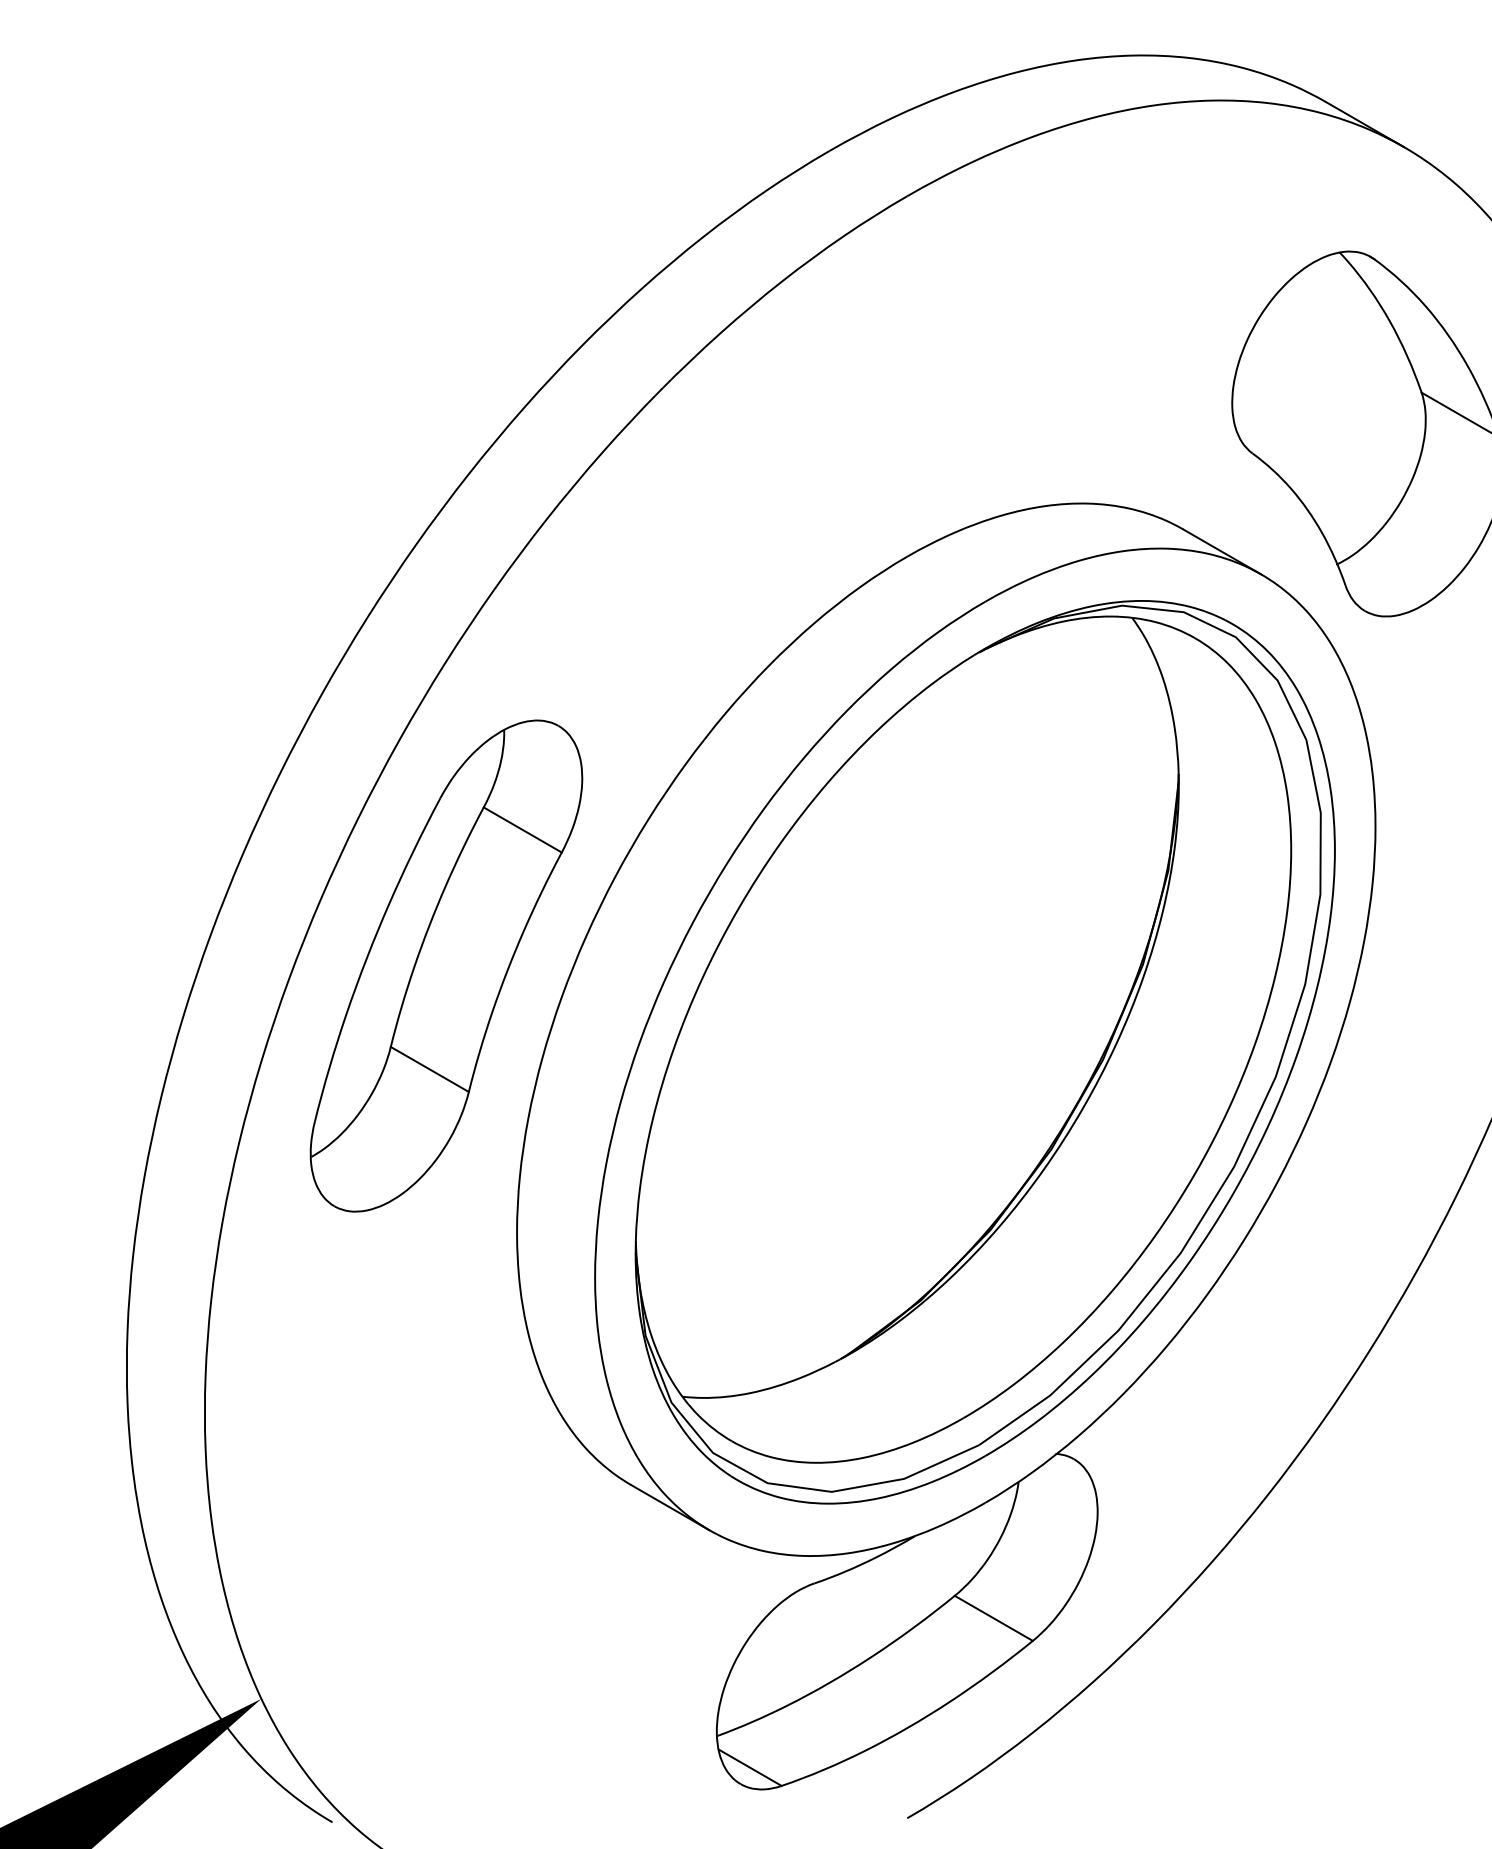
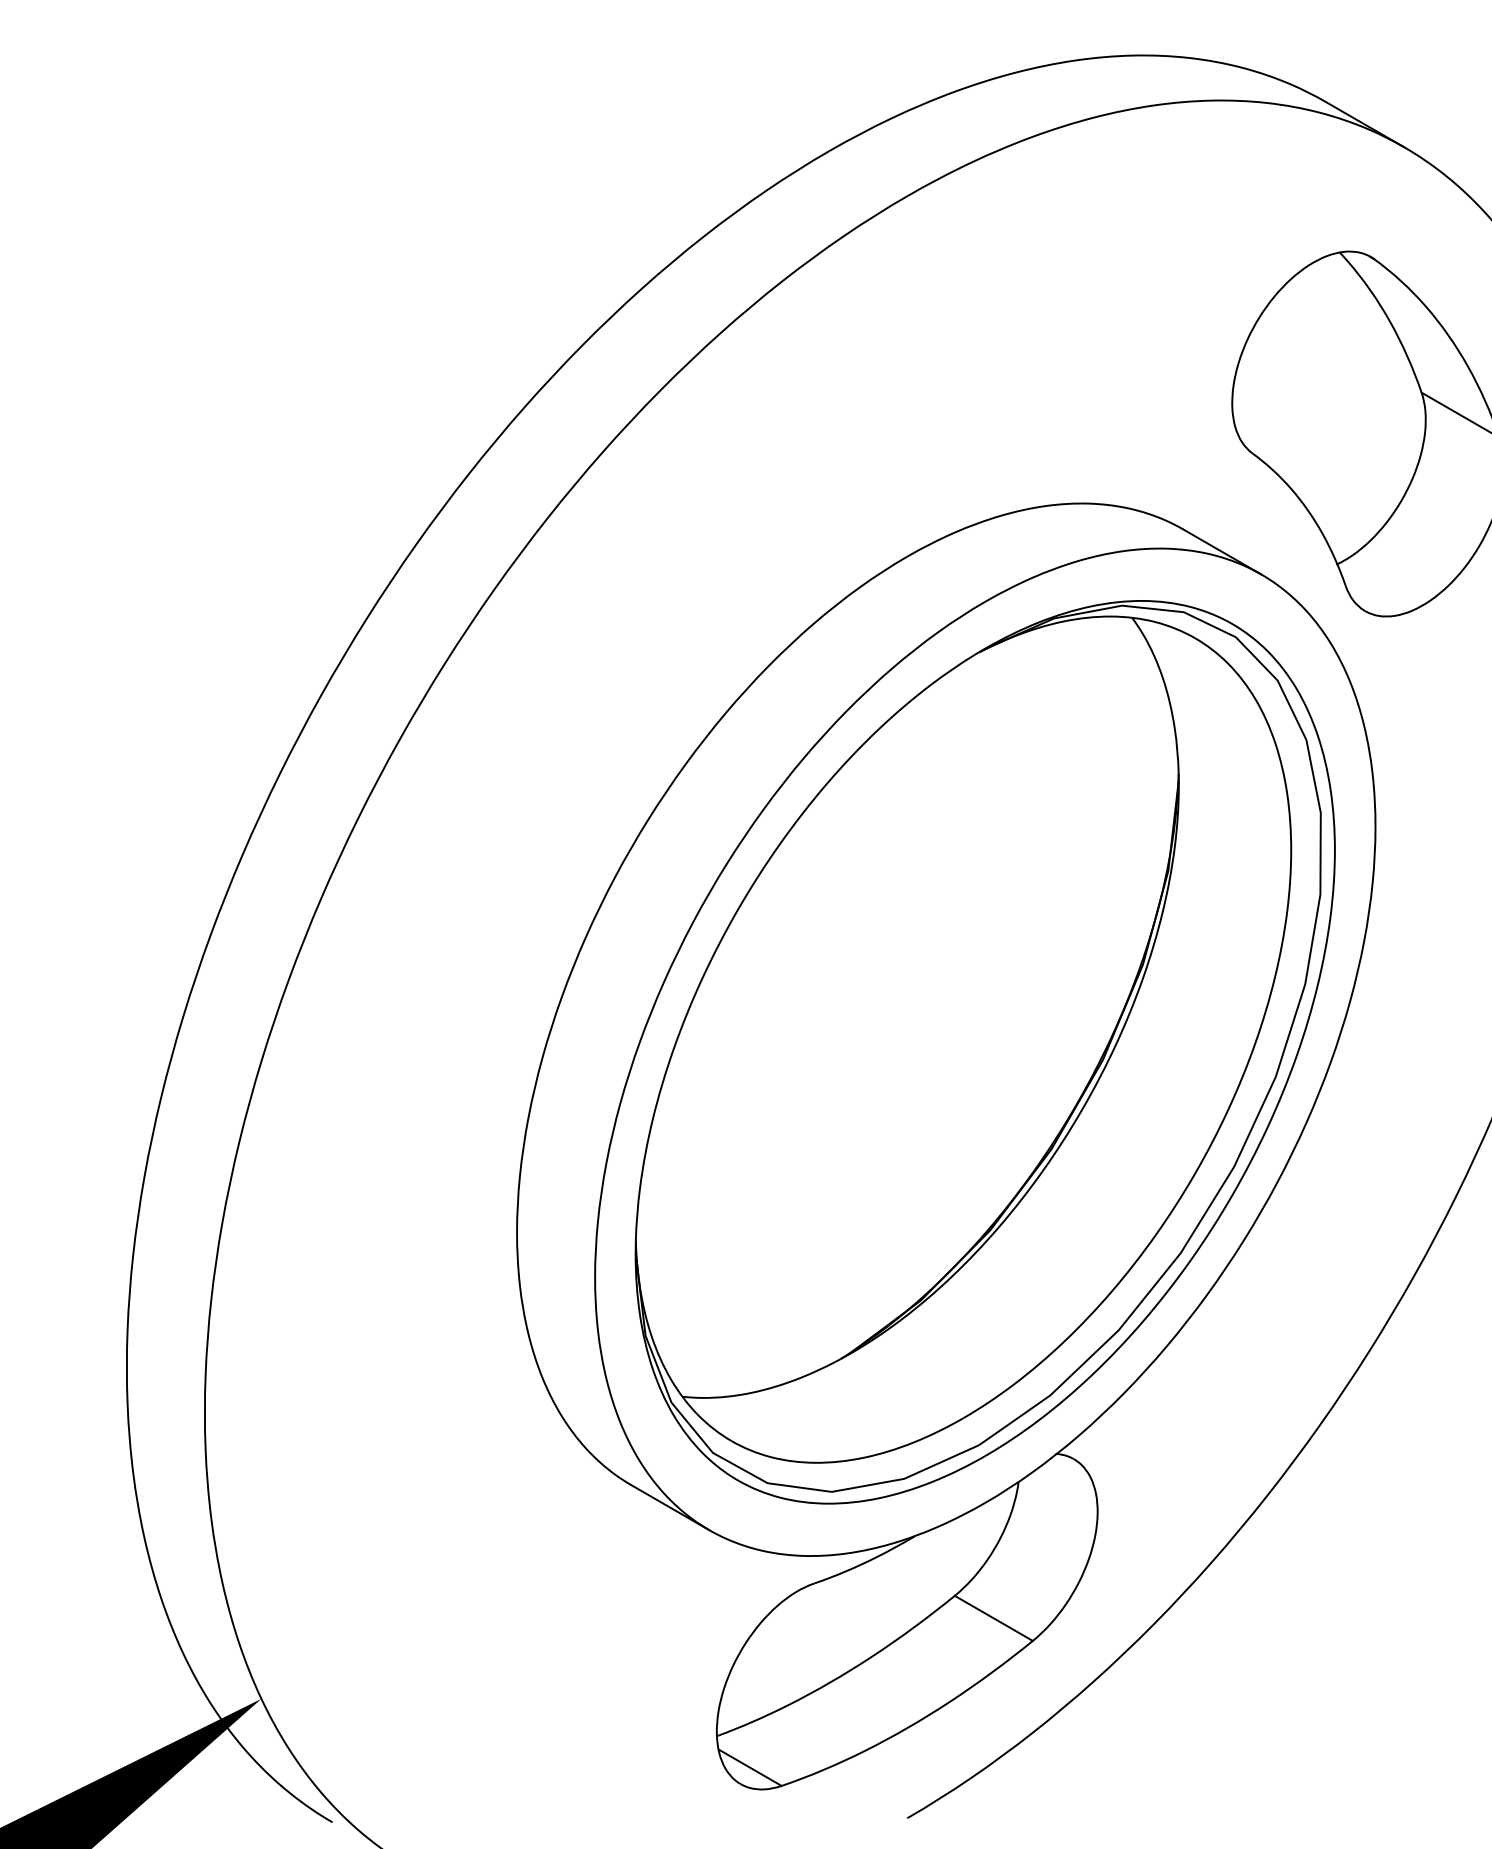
part: present -> none (446, 965)
